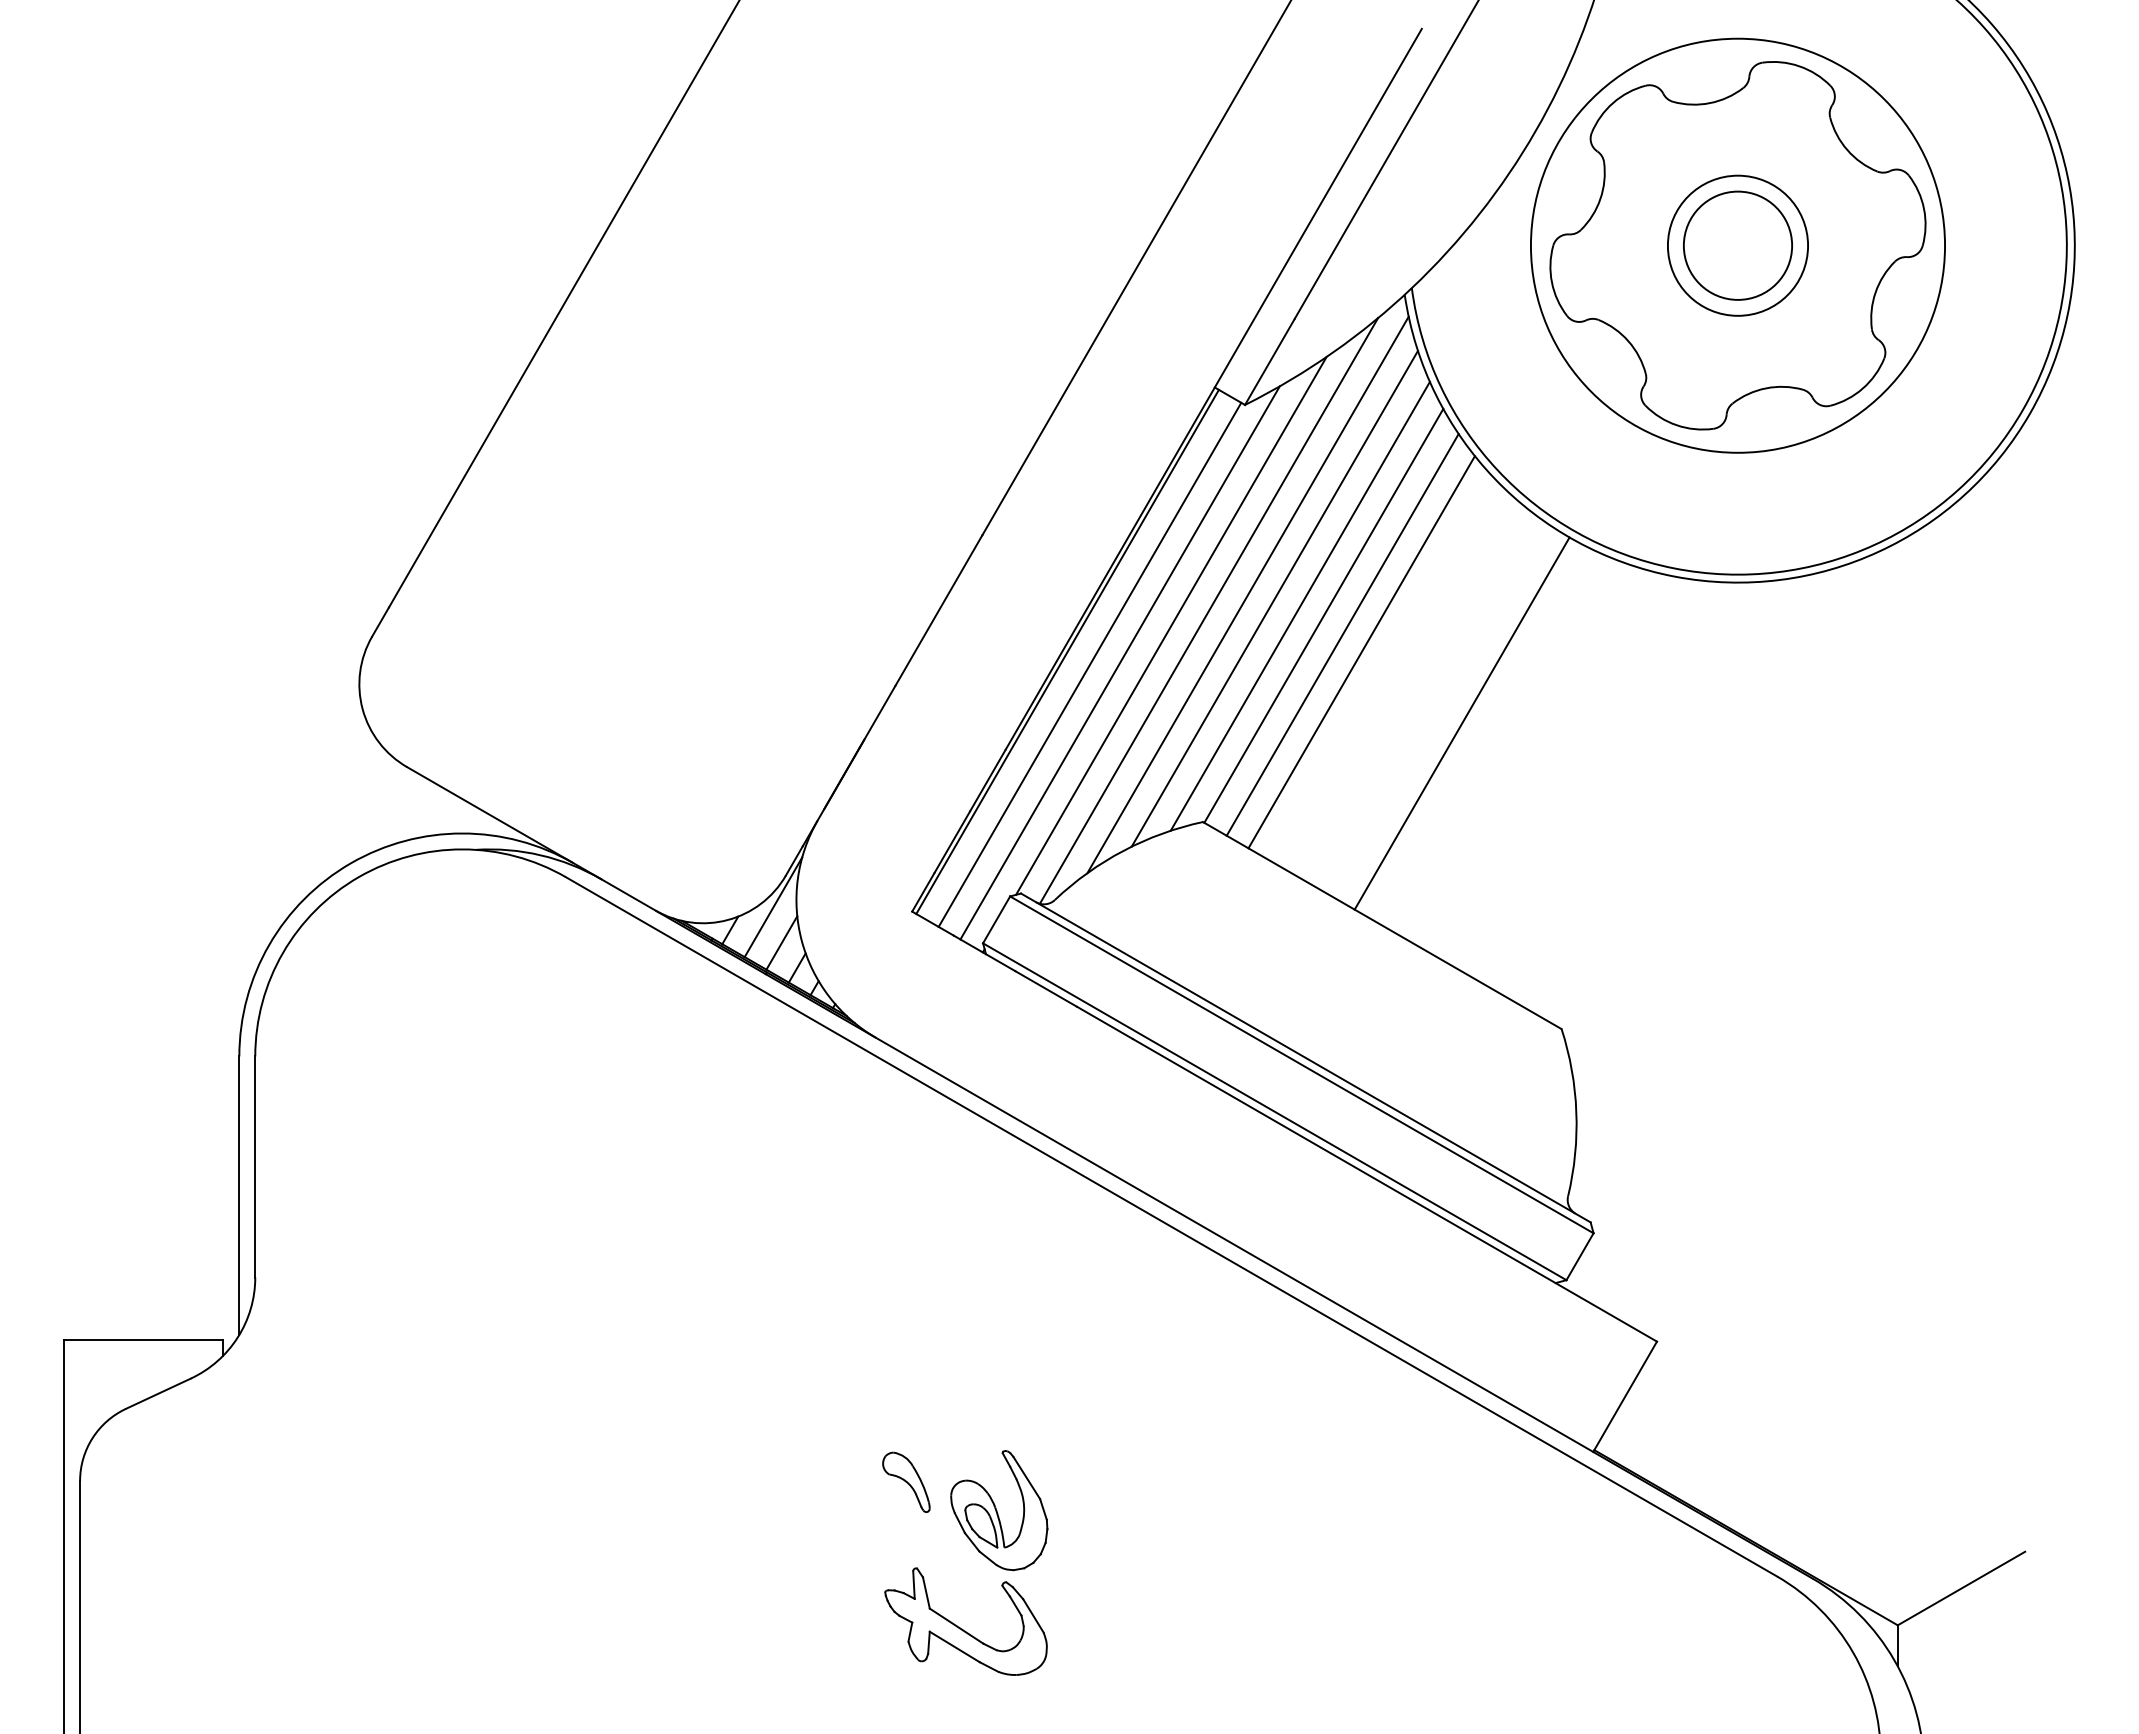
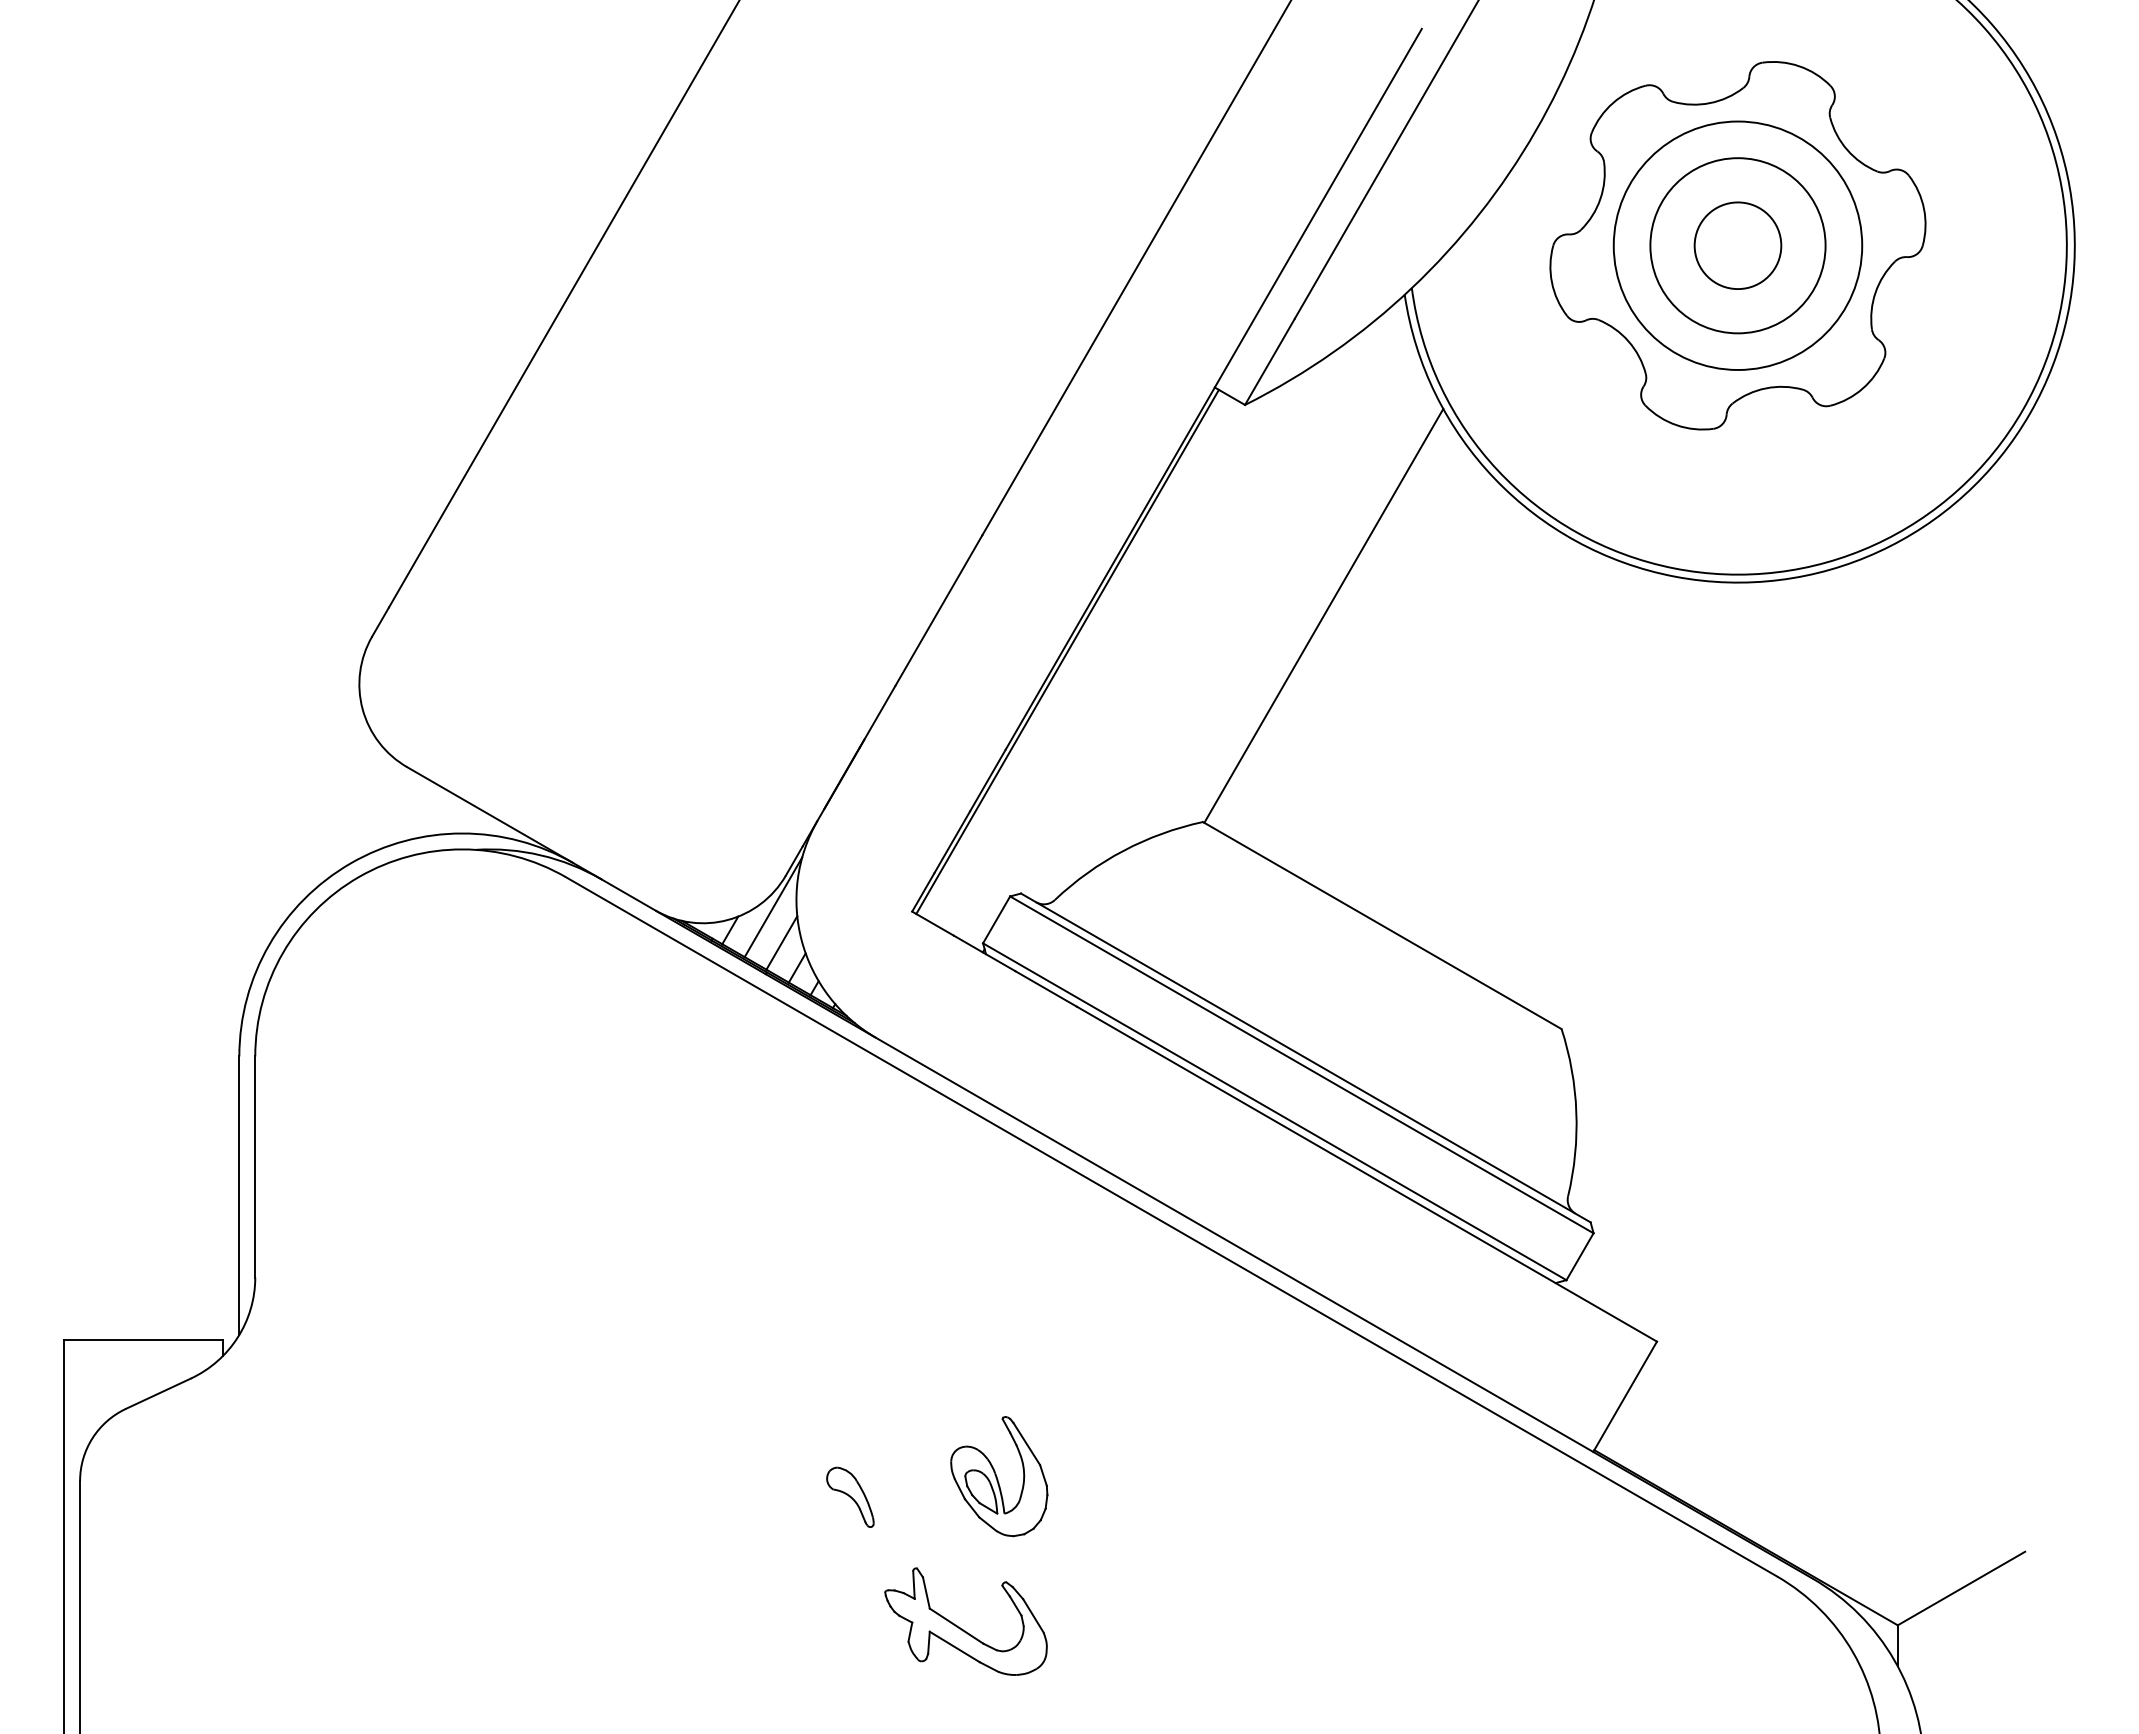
circle diameter: 108 px -> 87 px (1737, 245)
circle diameter: 140 px -> 175 px (1737, 245)
circle diameter: 414 px -> 248 px (1737, 245)
line: present -> none (1247, 594)
line: present -> none (1274, 598)
line: present -> none (1299, 605)
line: present -> none (1208, 610)
line: present -> none (1171, 625)
line: present -> none (1342, 634)
line: present -> none (1361, 652)
line: present -> none (1119, 662)
line: present -> none (1089, 664)
line: present -> none (1461, 723)
part position: (906, 1481) -> (850, 1496) (850, 1496)
part position: (999, 1510) -> (999, 1476) (999, 1476)
